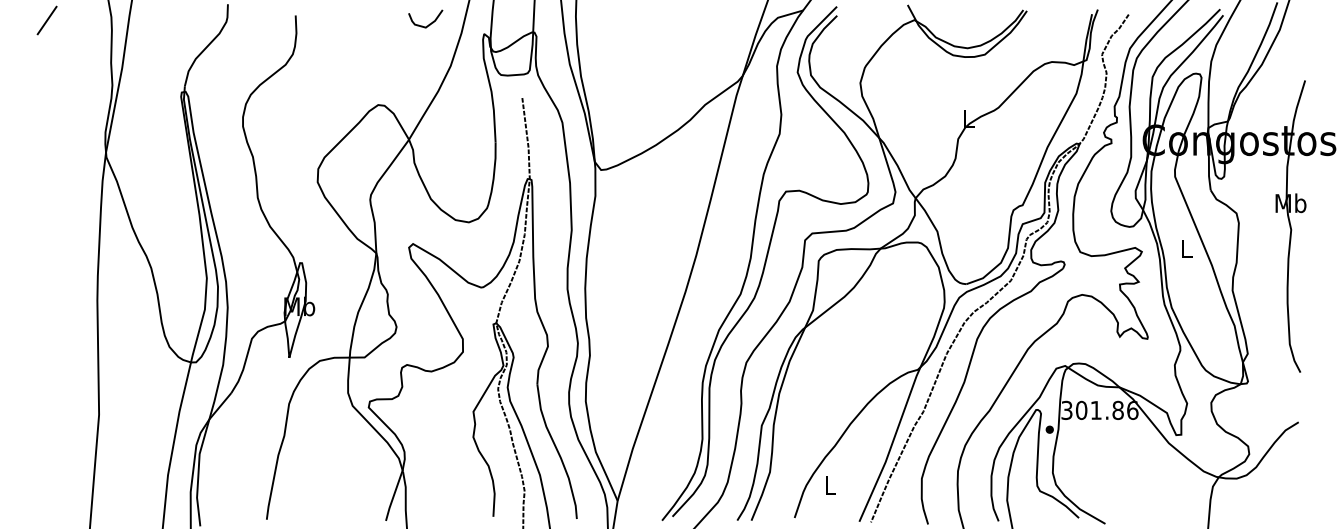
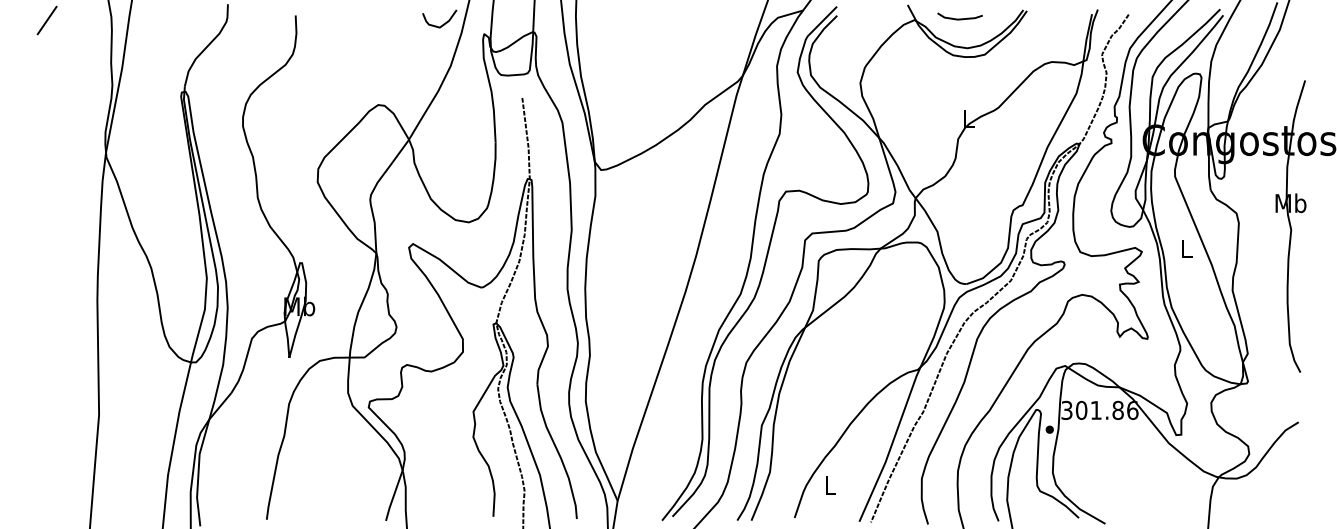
line: none -> present (959, 18)
curve position: (429, 23) -> (443, 23) (443, 23)
